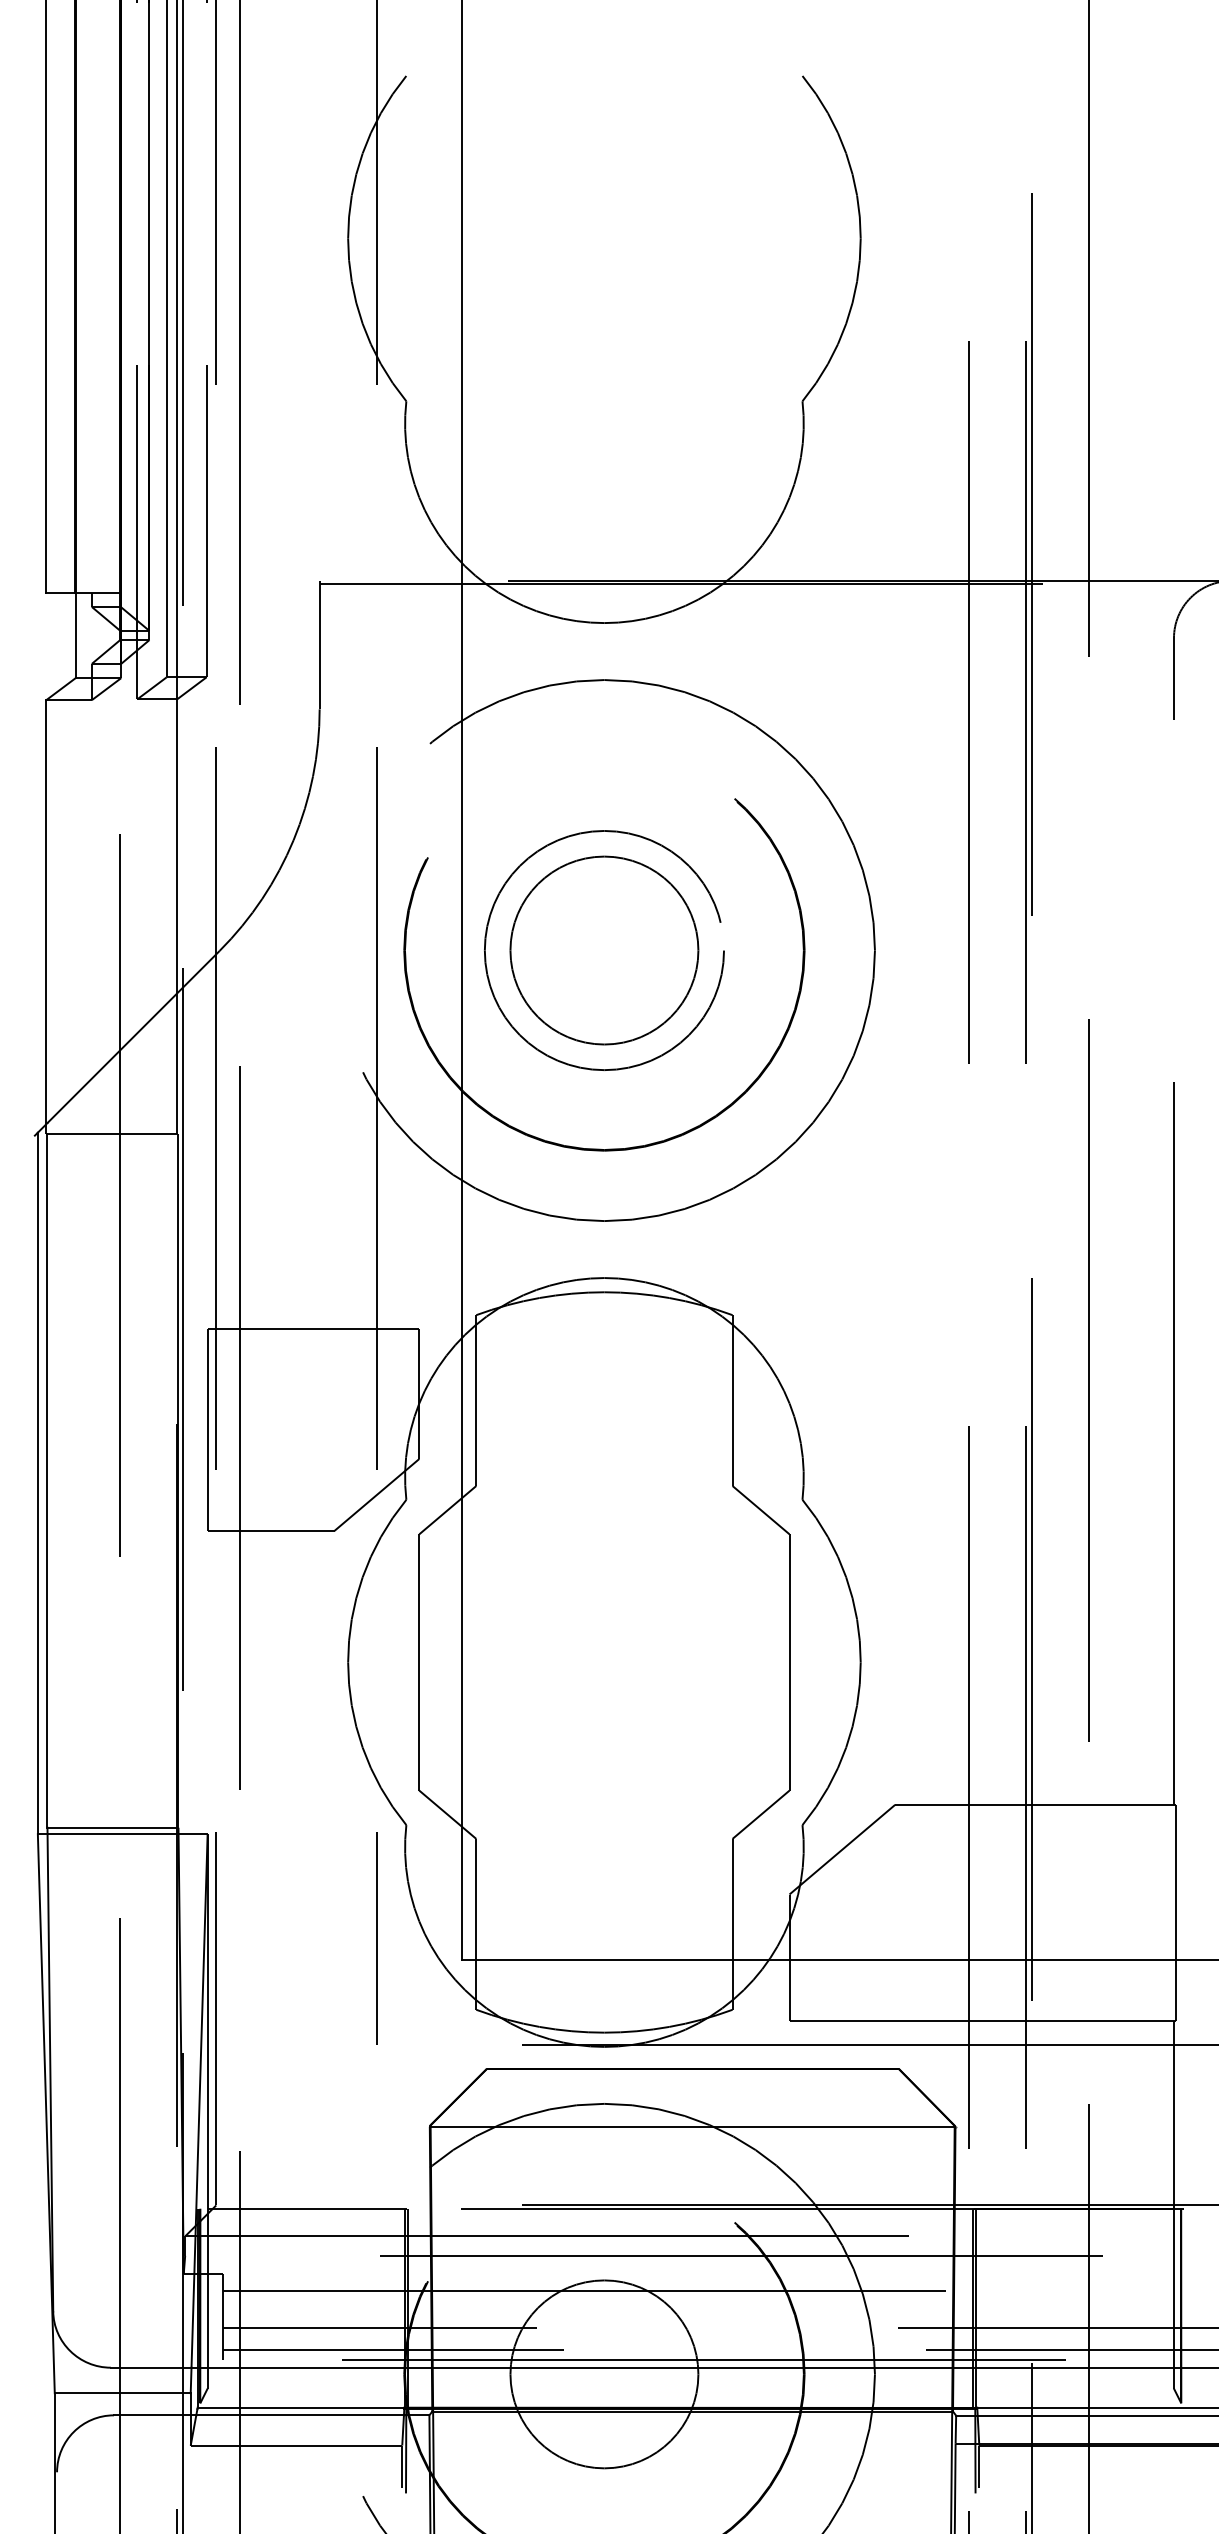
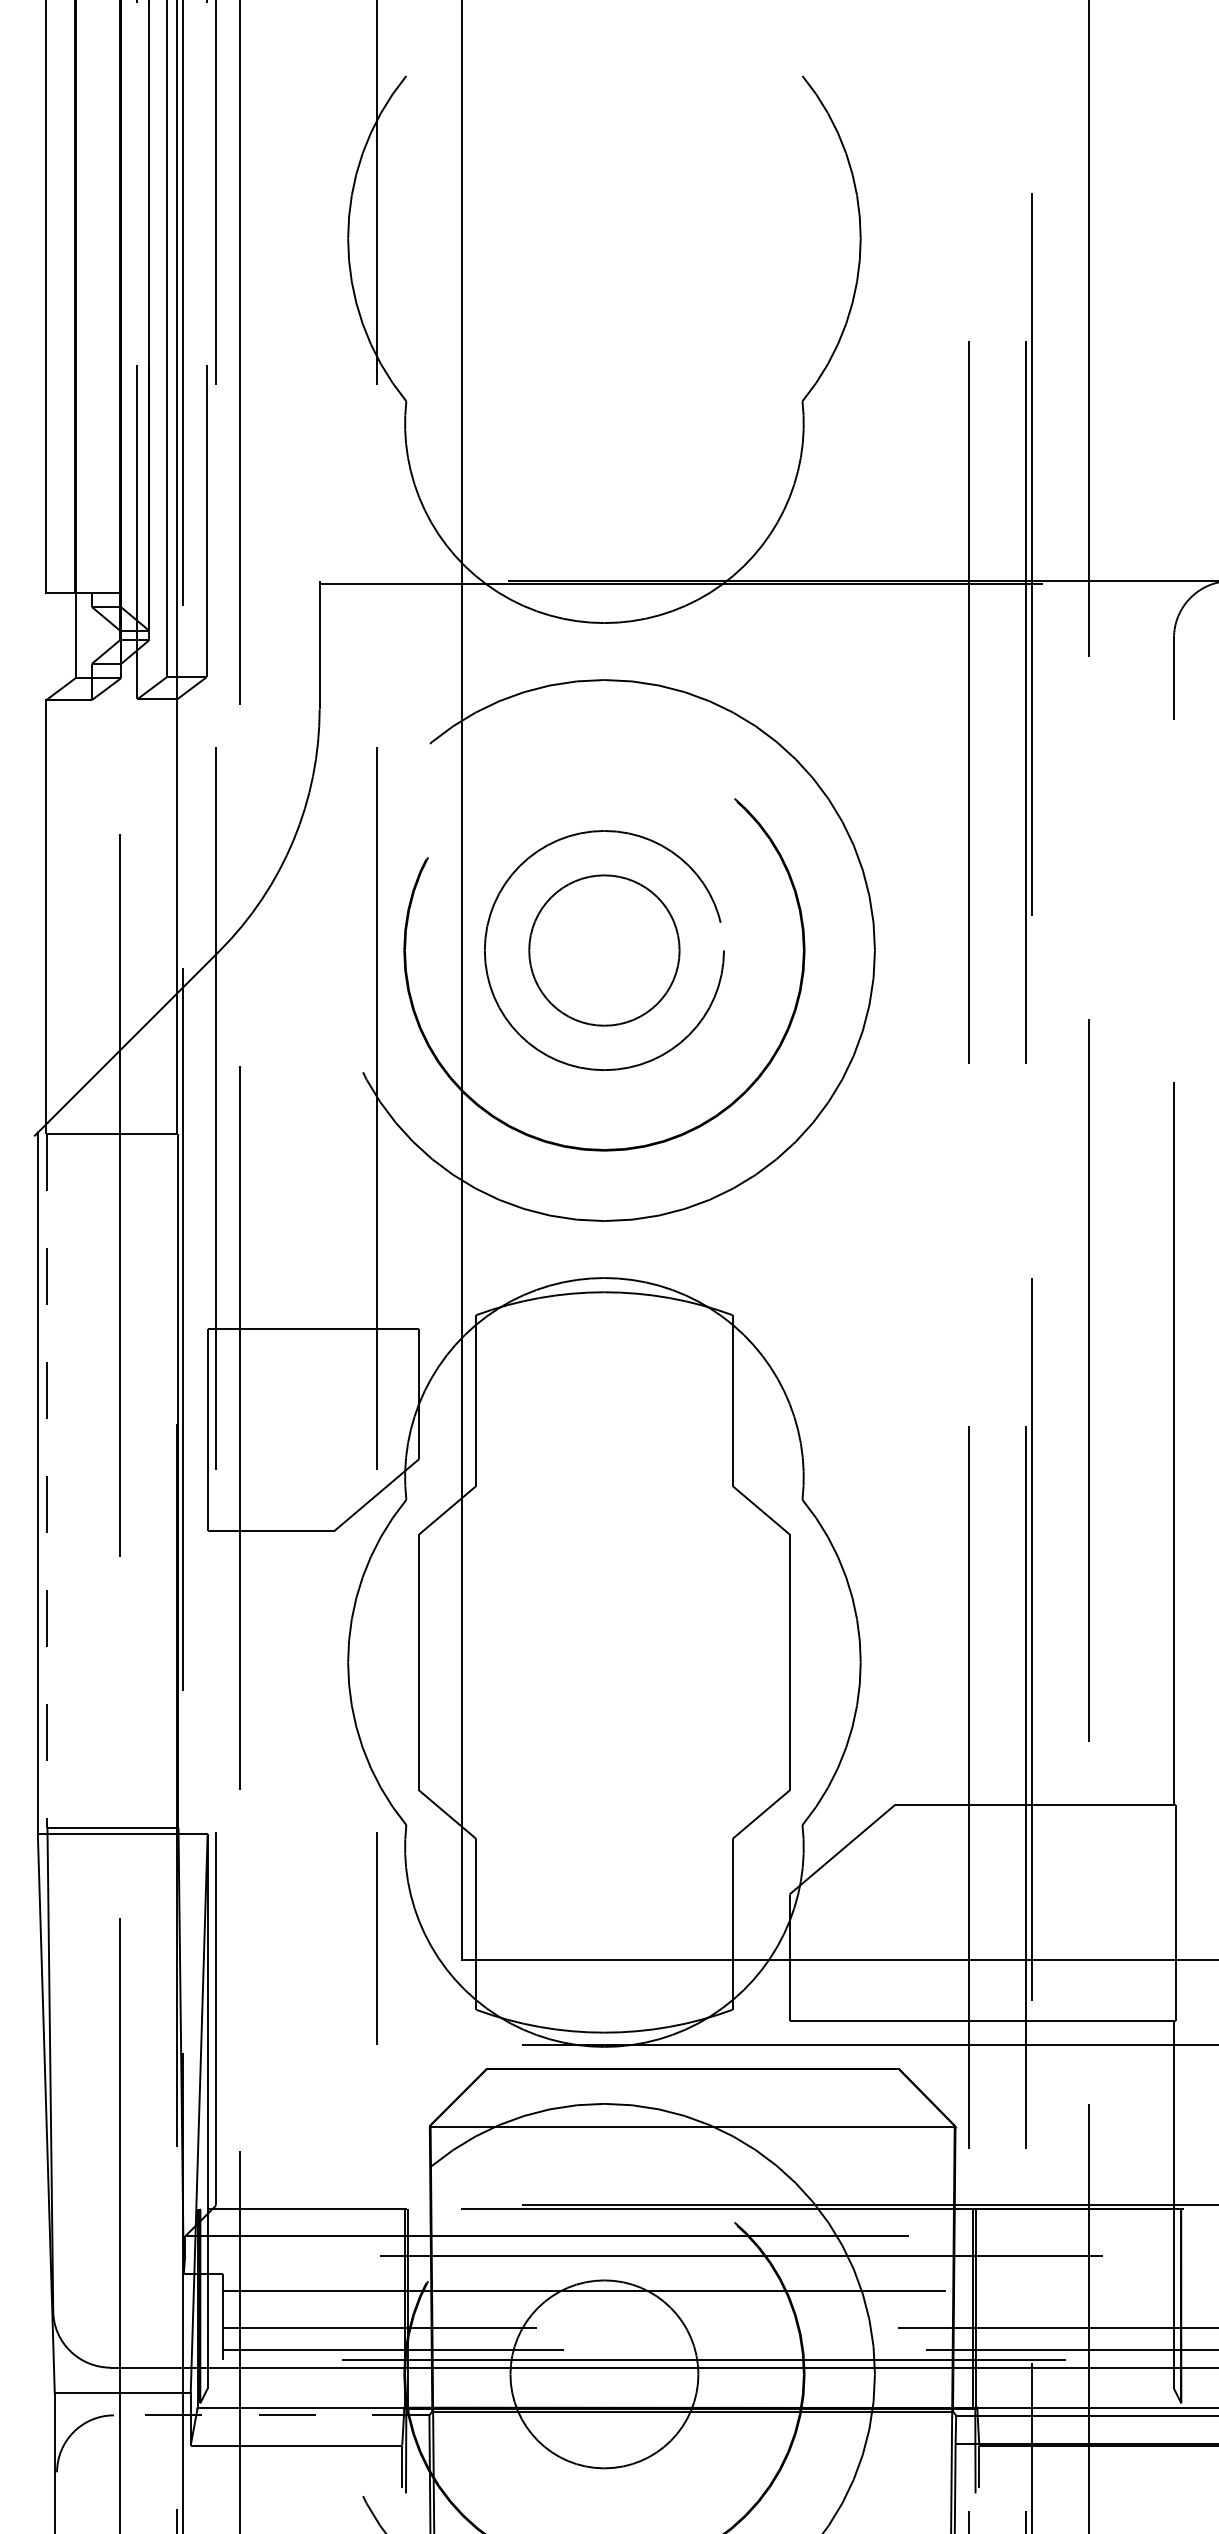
circle diameter: 188 px -> 150 px (604, 950)
line: solid -> dashed (47, 1481)
line: solid -> dashed (271, 2415)
